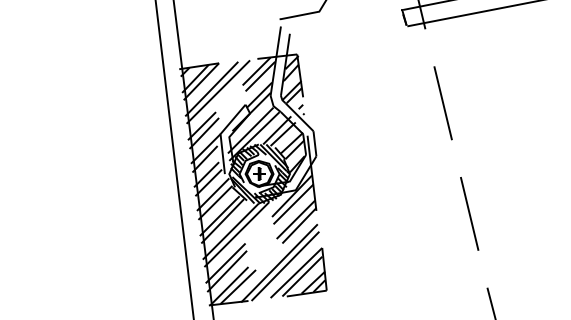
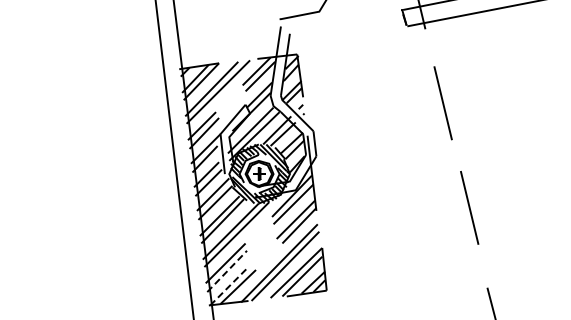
line position: (469, 213) -> (469, 207) (469, 207)
line: solid -> dashed (227, 271)
line: solid -> dashed (229, 285)
